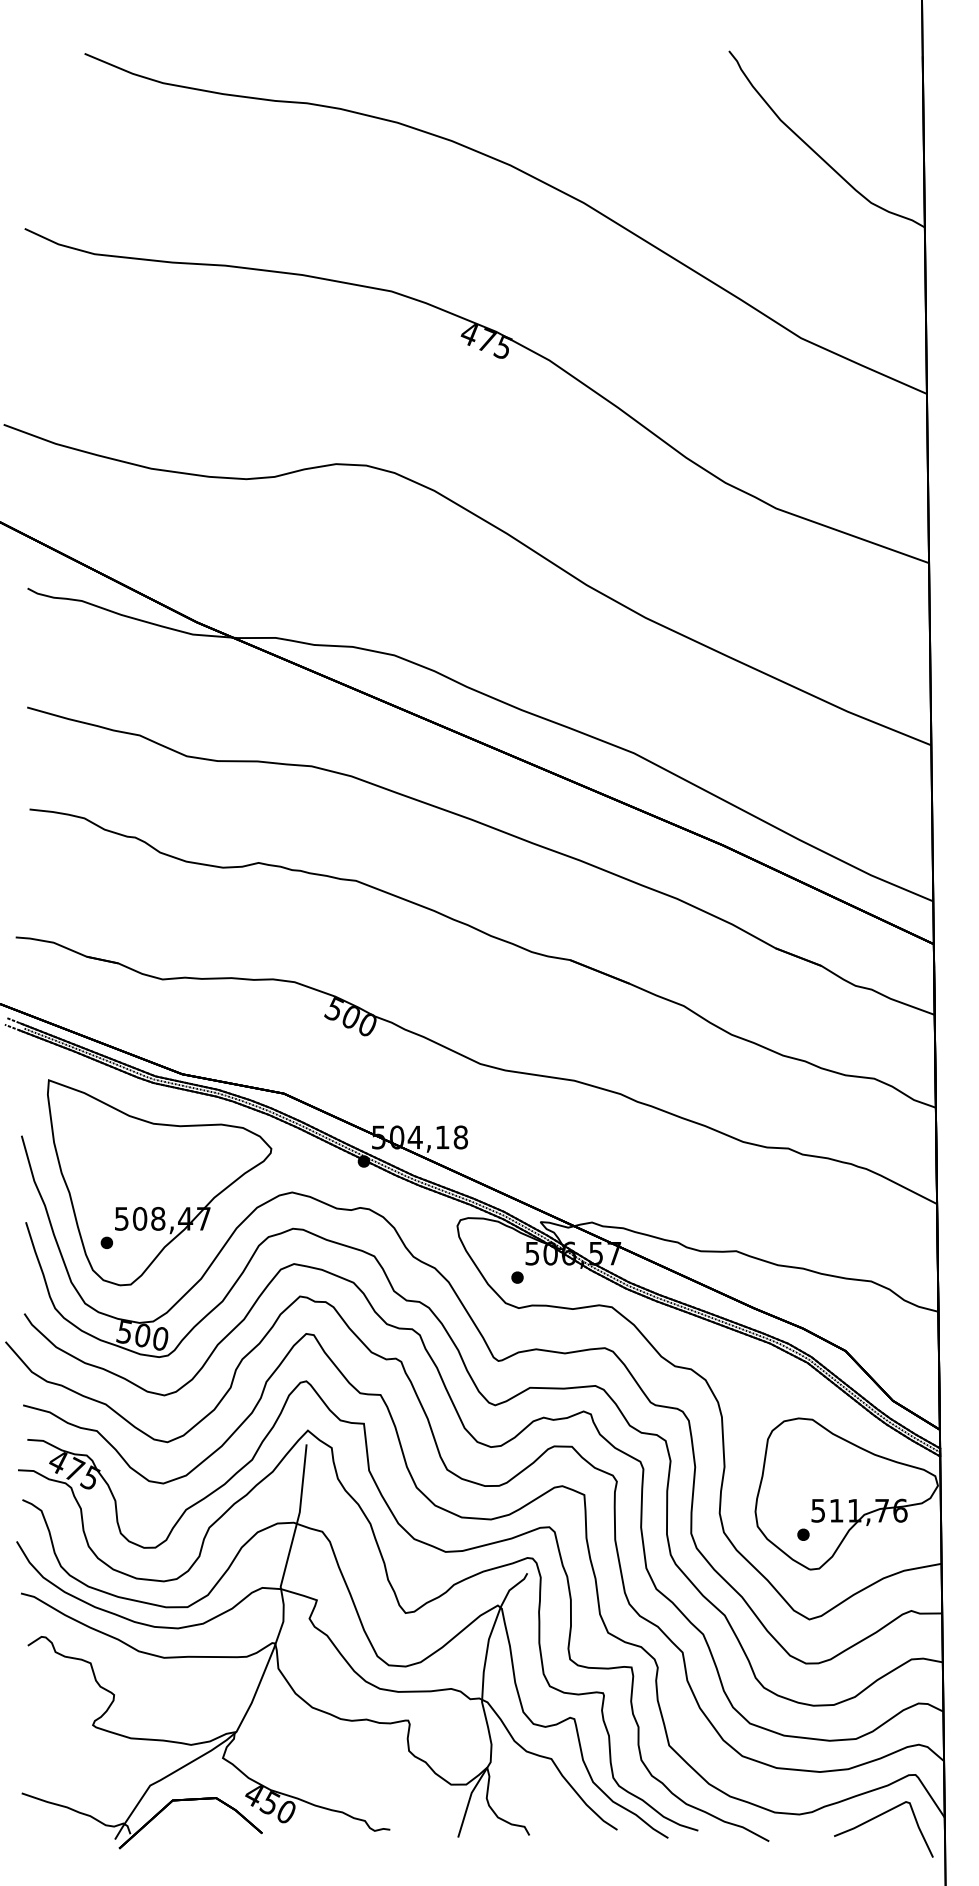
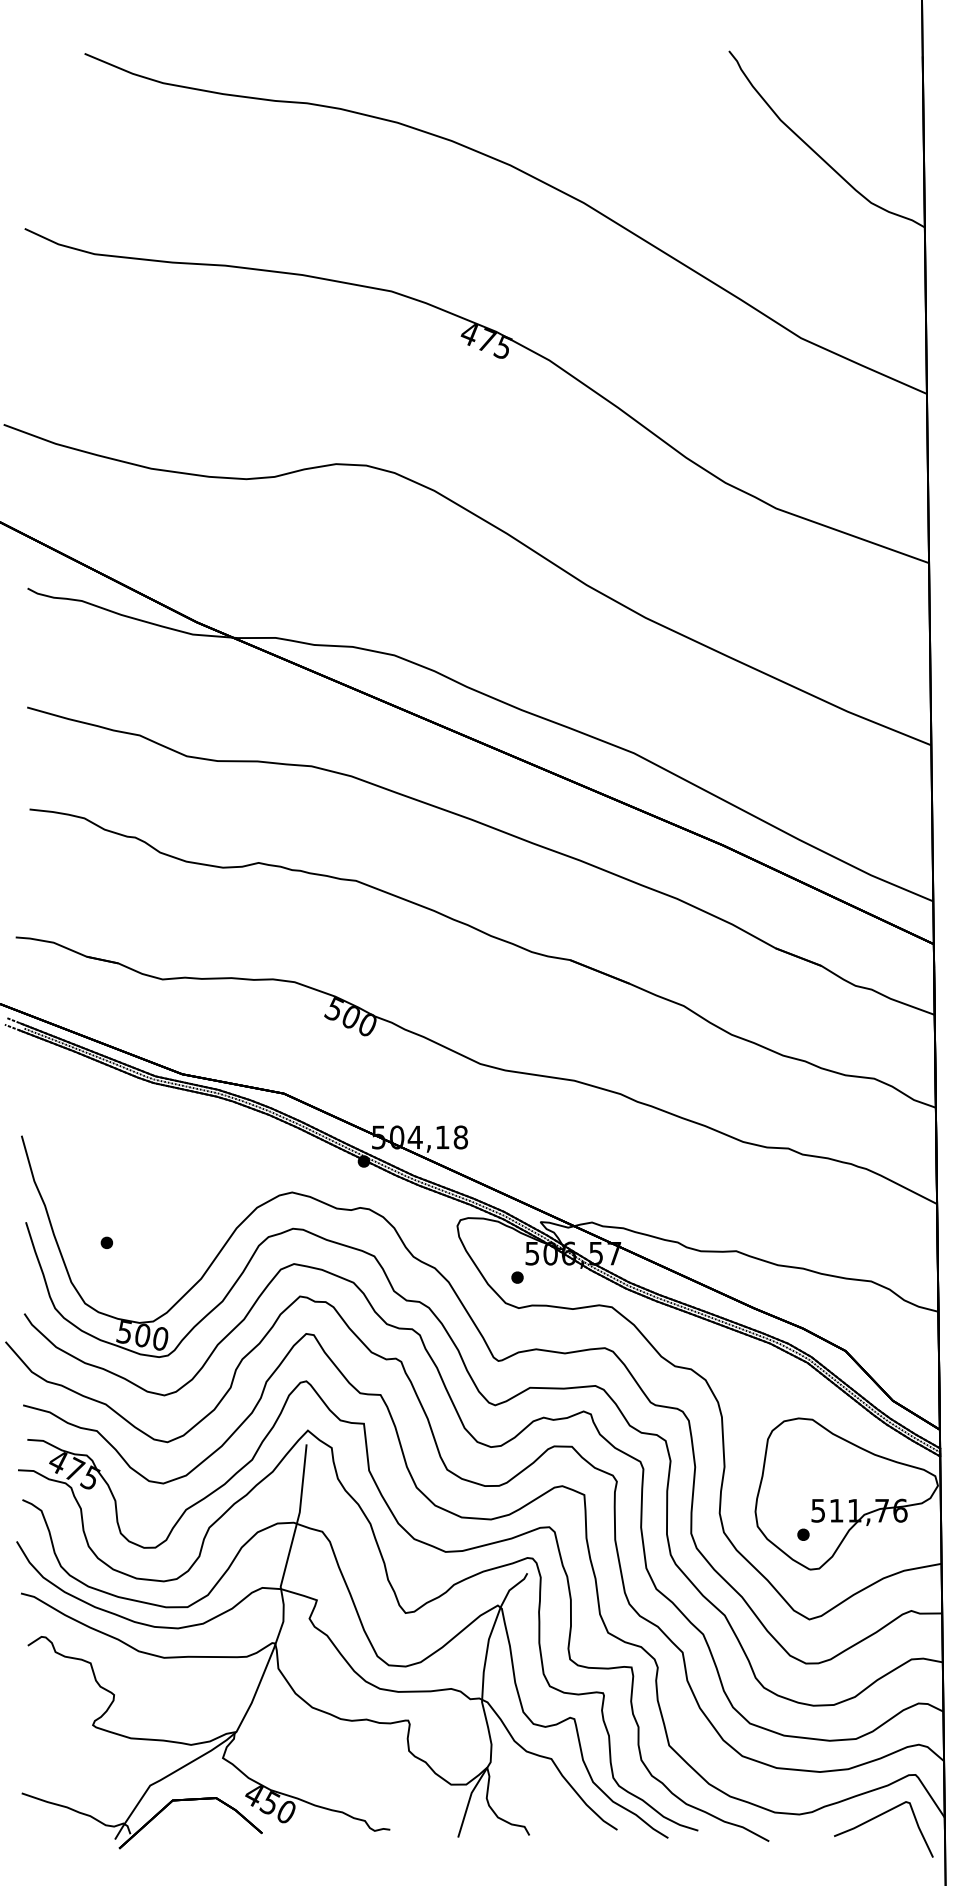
part: present -> none (159, 1182)
